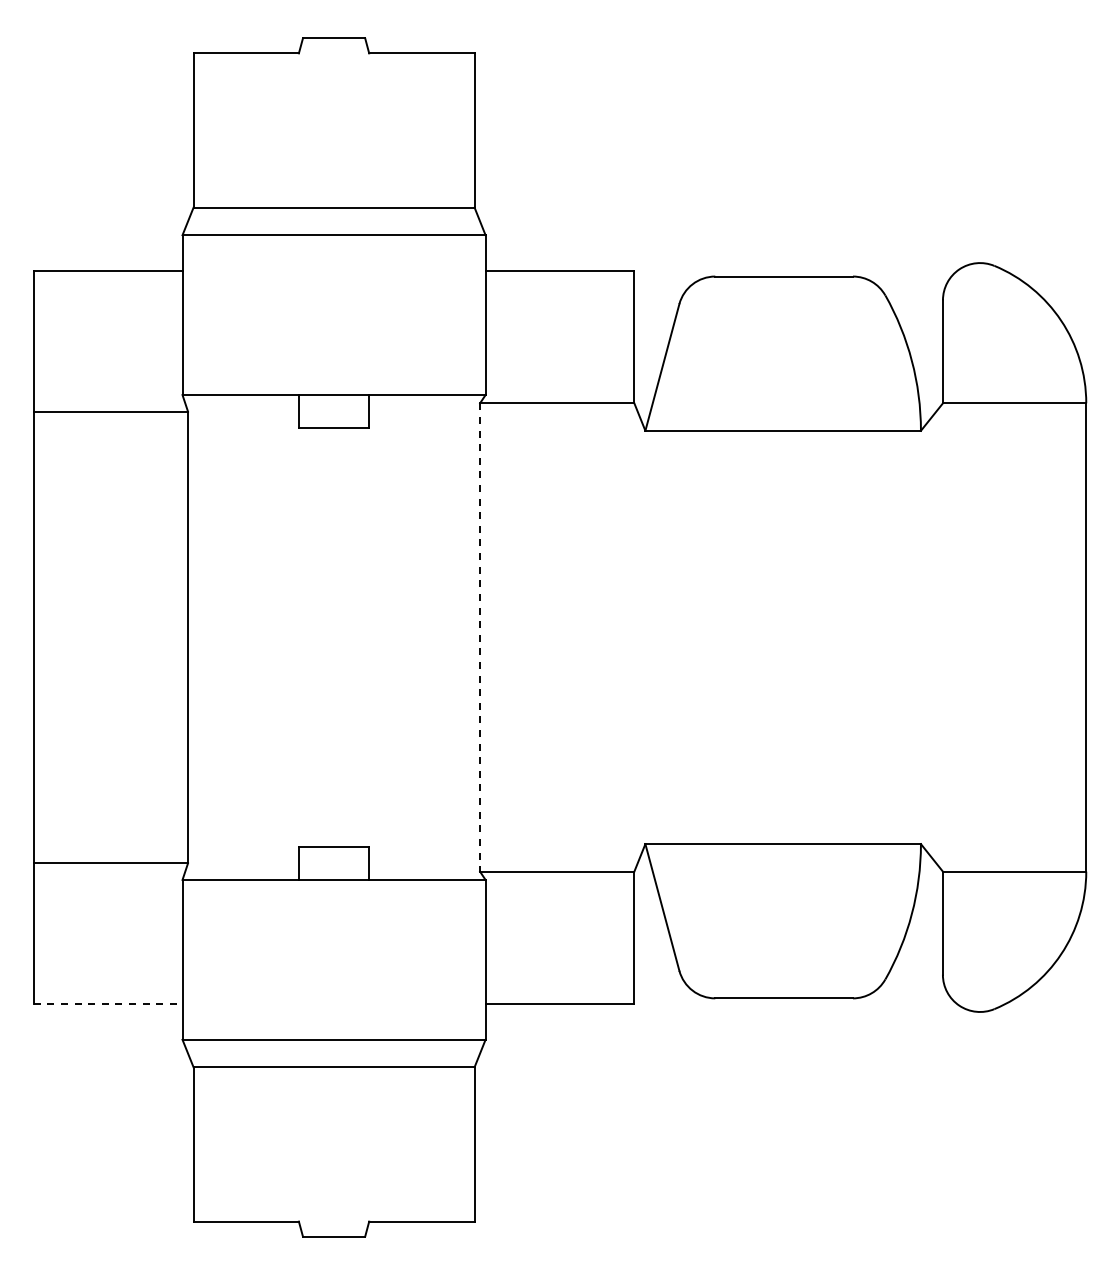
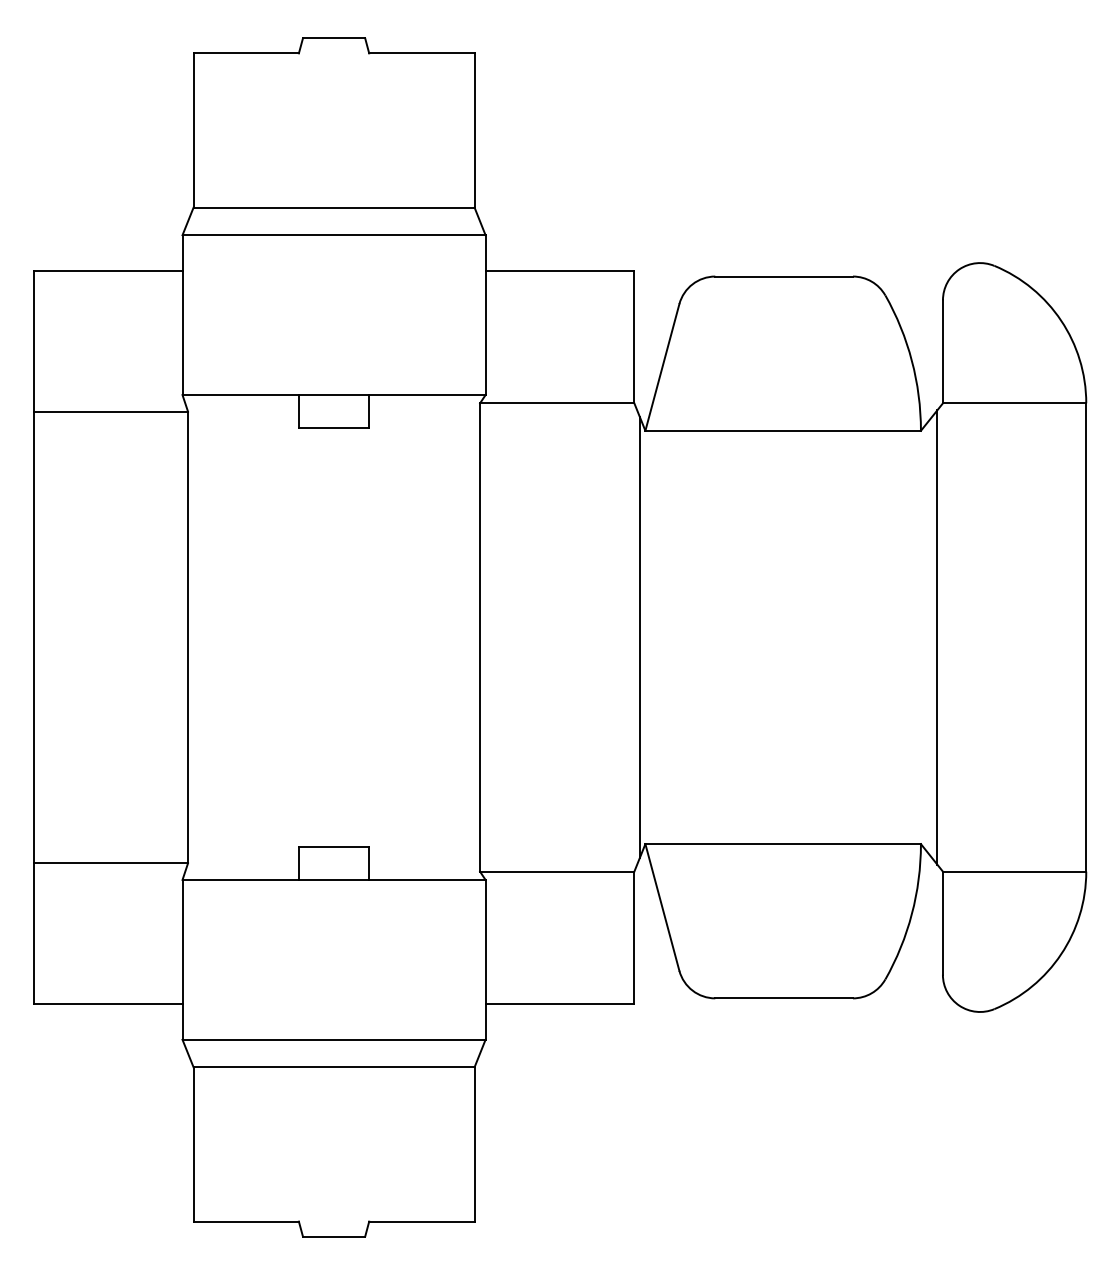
line: none -> present (639, 637)
line: none -> present (937, 637)
line: dashed -> solid (480, 638)
line: dashed -> solid (108, 1003)
